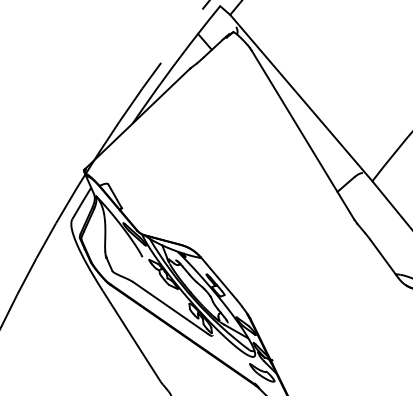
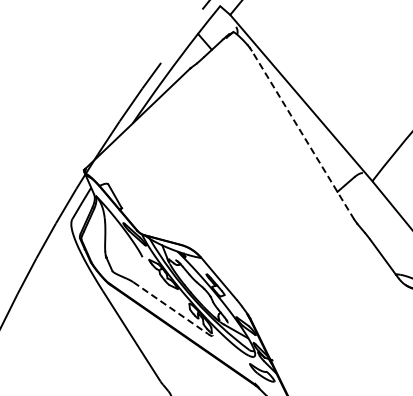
line: solid -> dashed (303, 135)
line: solid -> dashed (171, 308)
